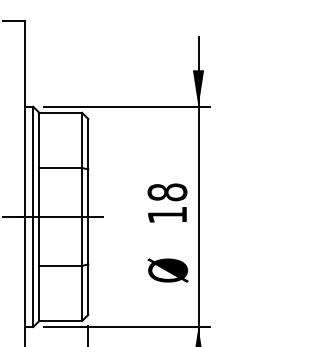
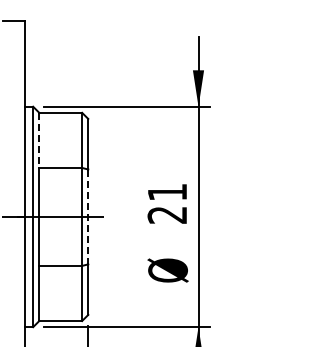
line: solid -> dashed (39, 140)
text: 18 -> 21 (167, 203)
line: solid -> dashed (88, 217)
